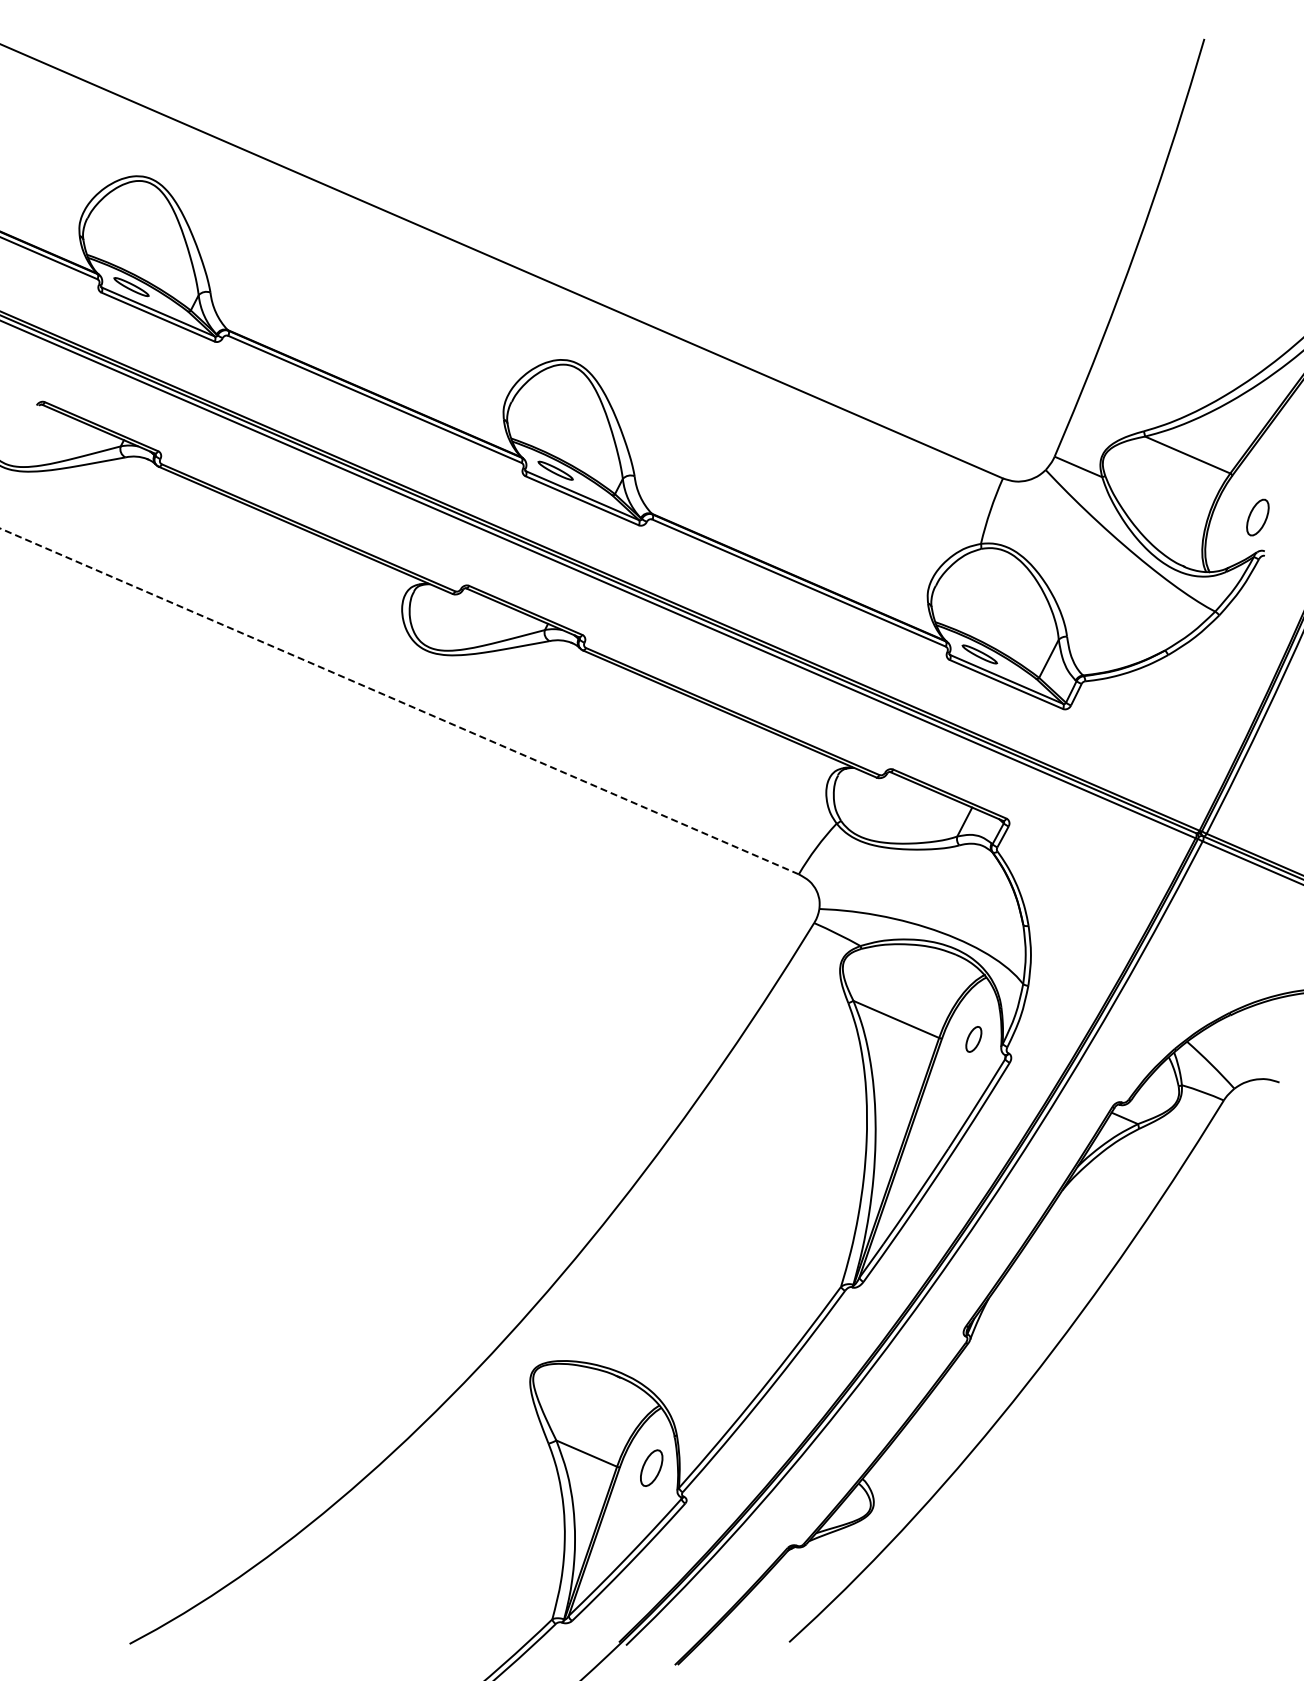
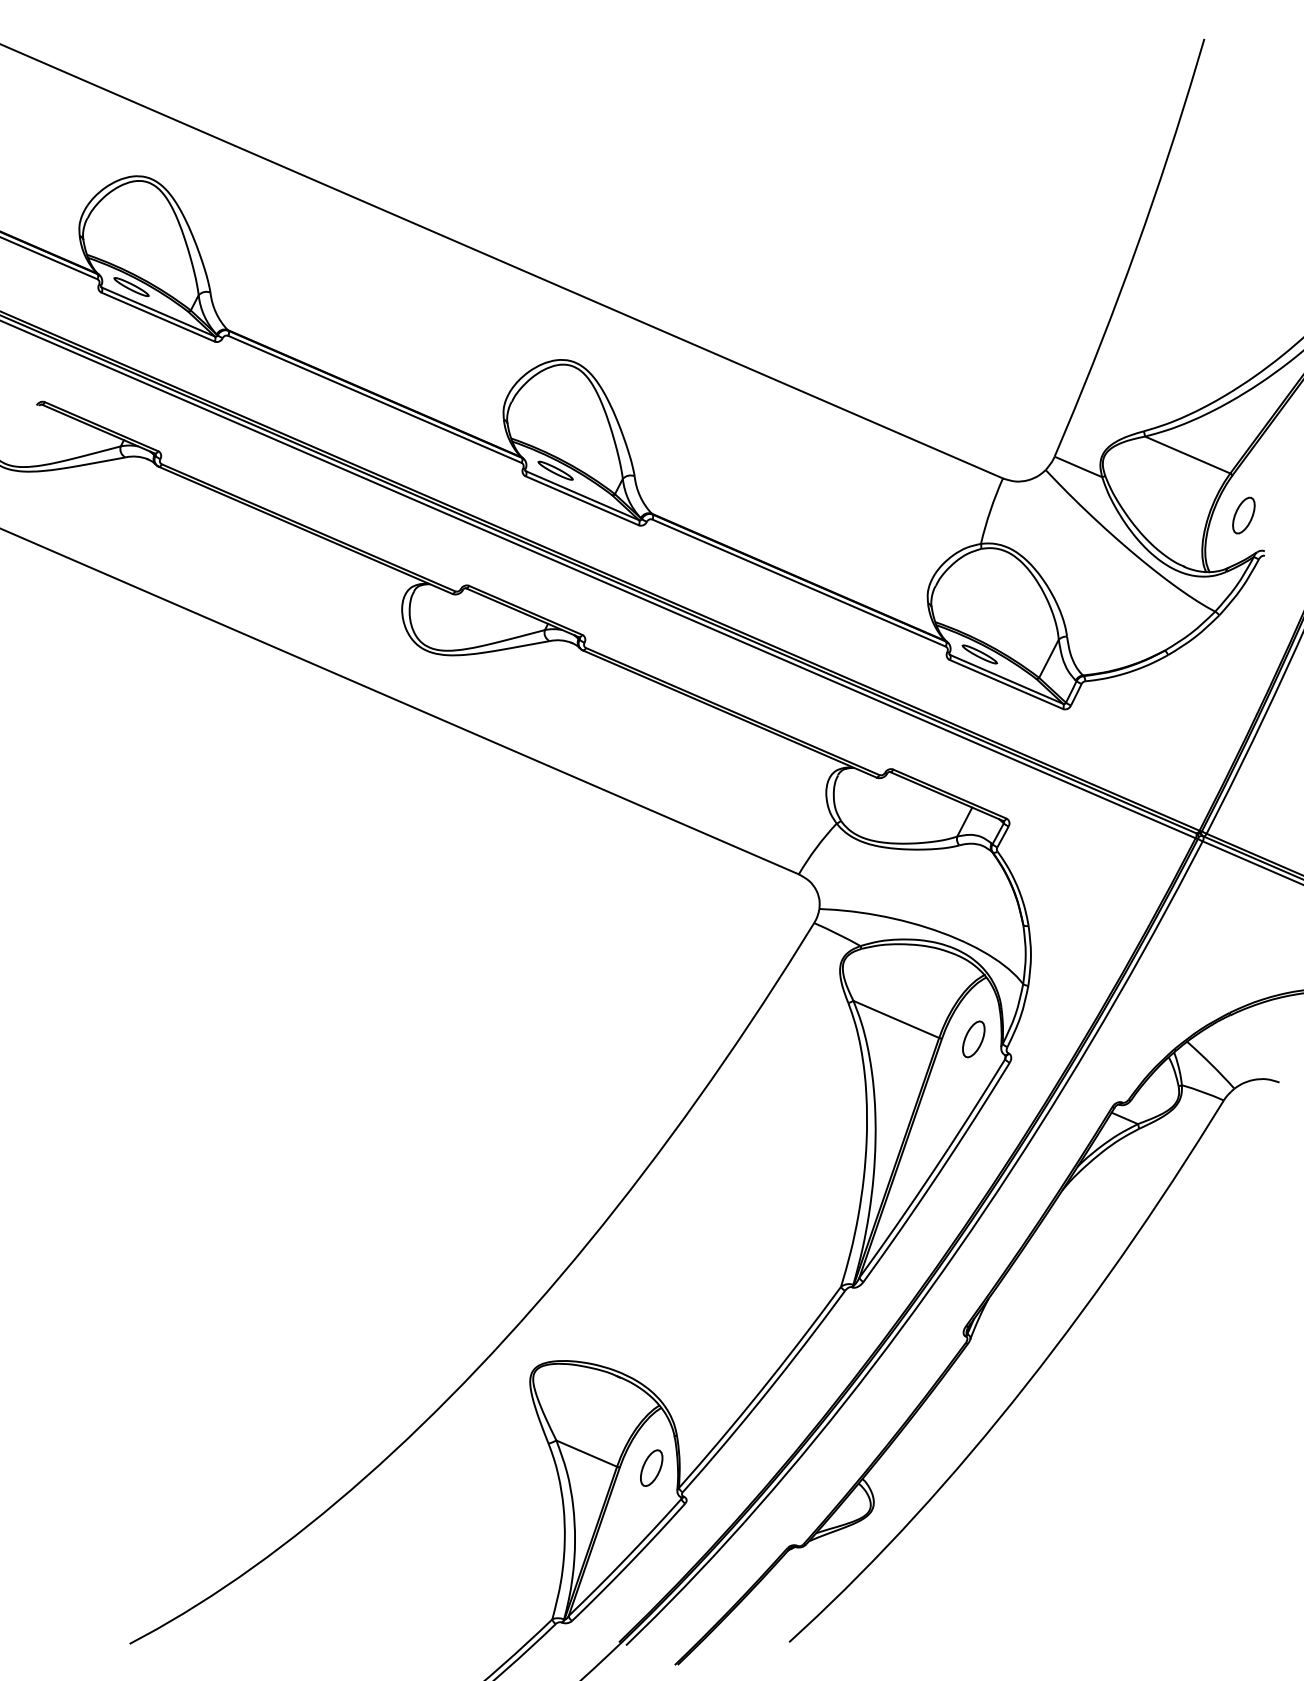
part position: (1257, 517) -> (1243, 515) (1243, 515)
line: dashed -> solid (399, 701)
part size: 18x27 px -> 24x39 px (973, 1039)
